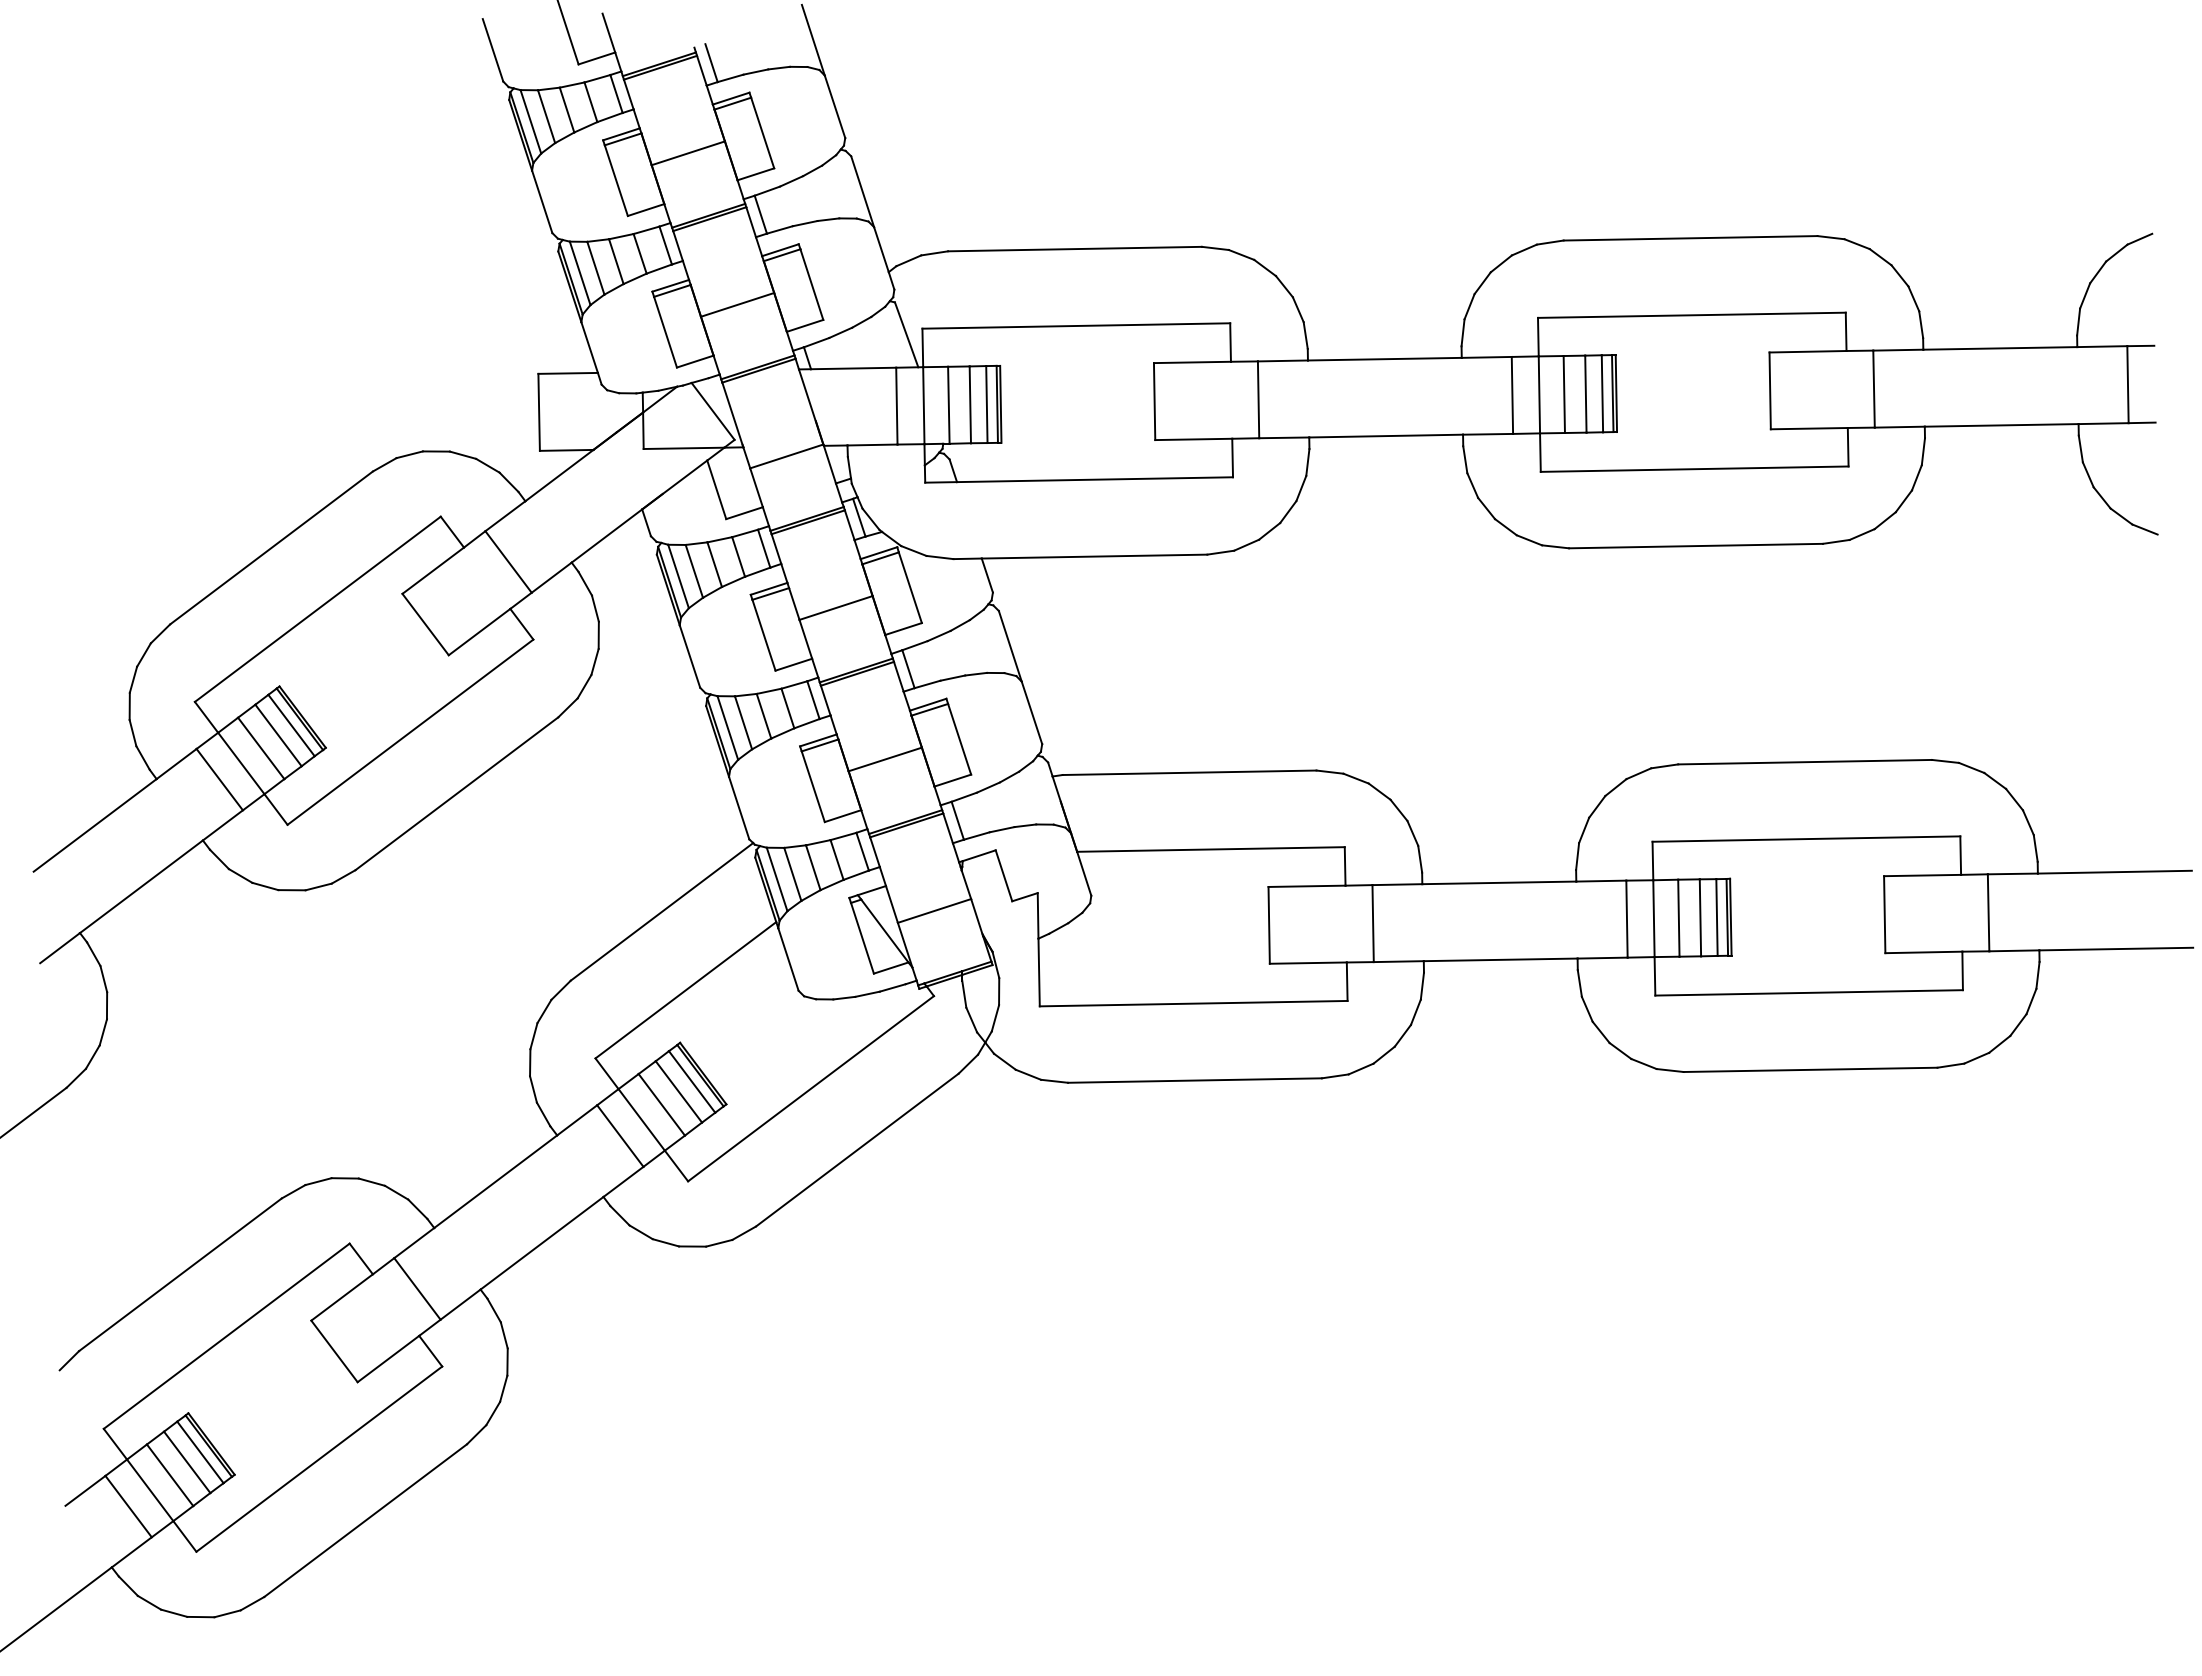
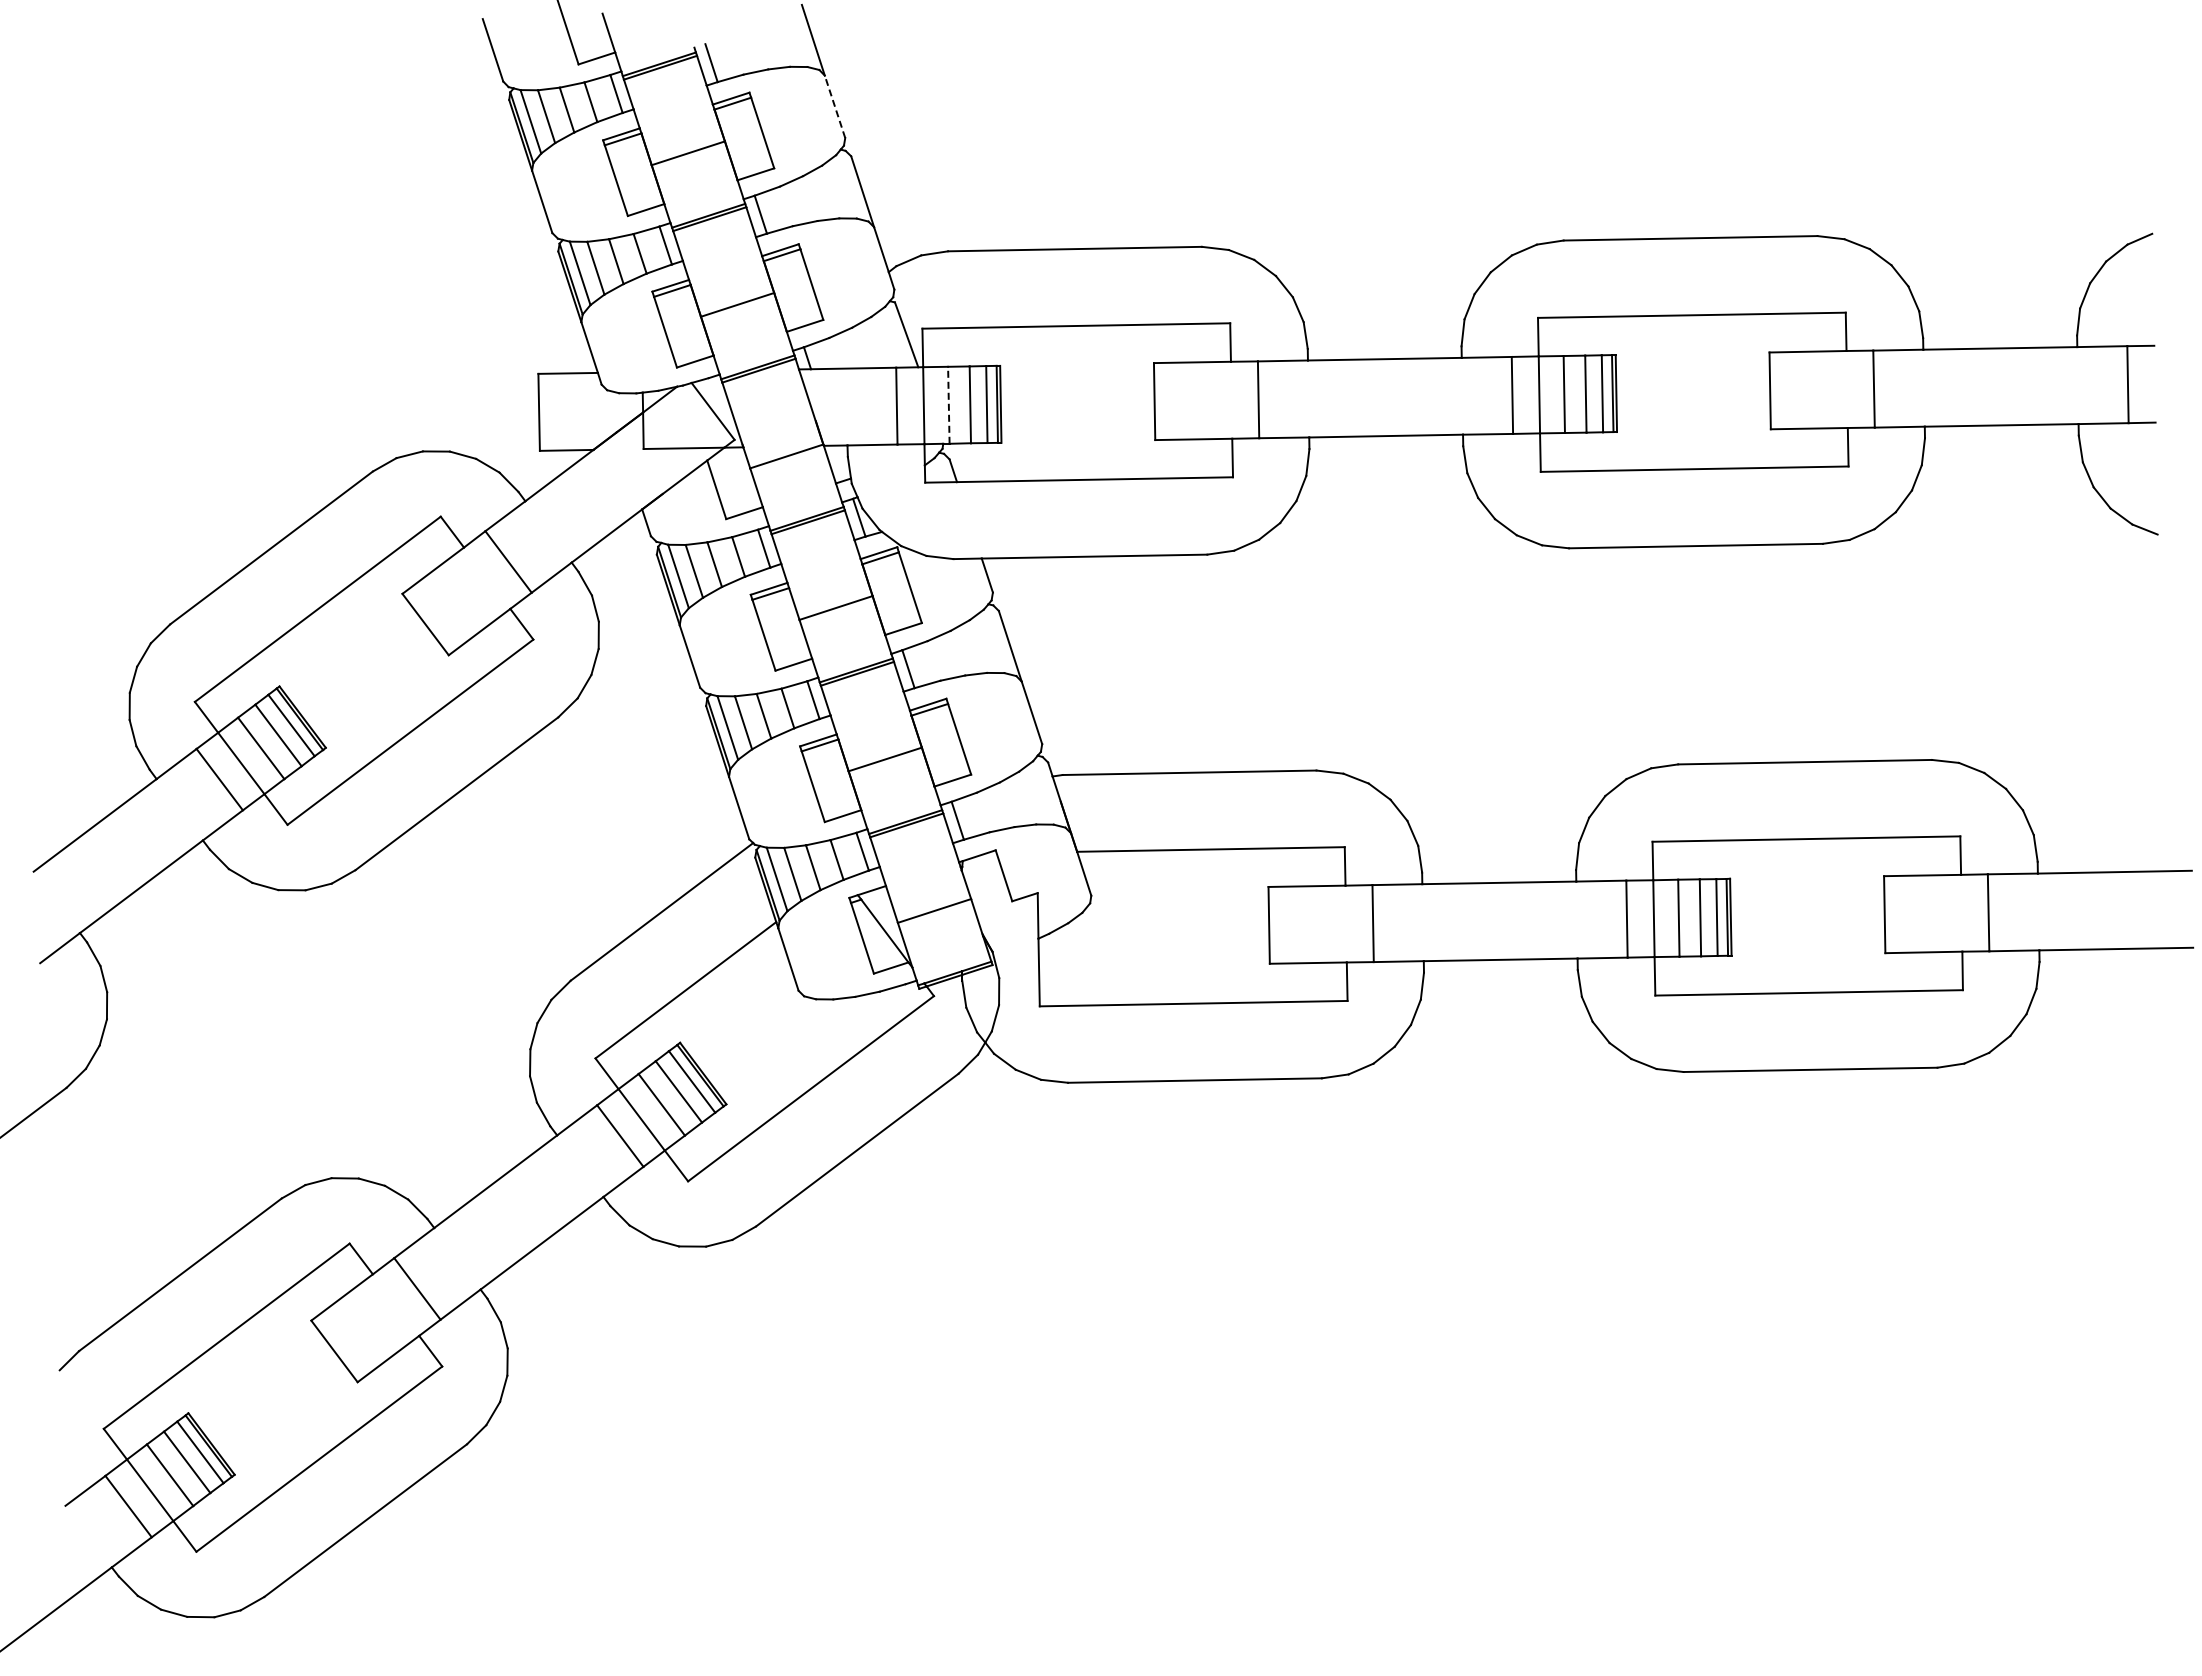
line: solid -> dashed (835, 106)
line: solid -> dashed (948, 405)
